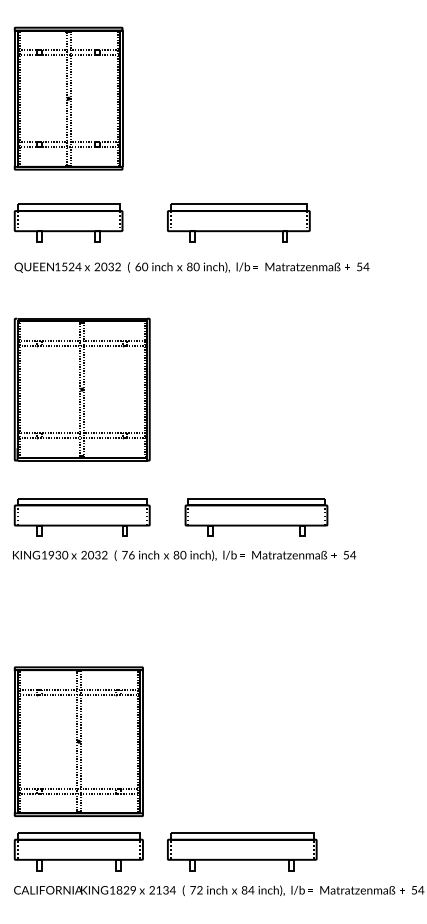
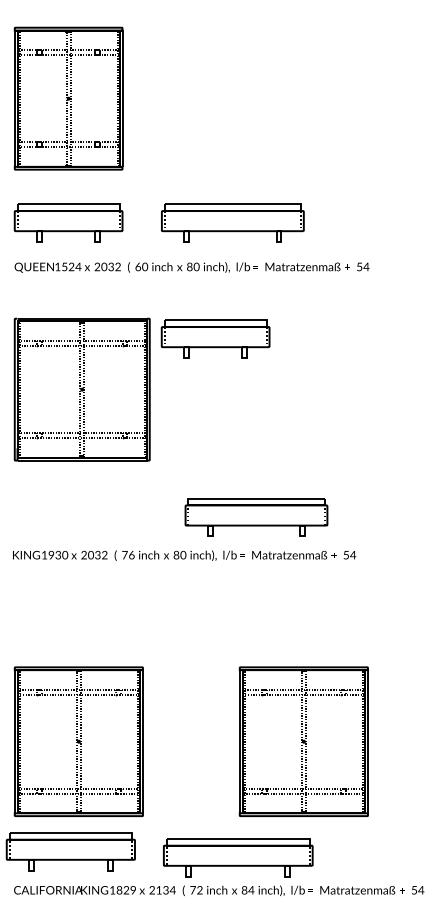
part position: (238, 222) -> (232, 222) (232, 222)
part: none -> present (215, 338)
part: present -> none (81, 517)
part: none -> present (303, 741)
part position: (78, 851) -> (70, 851) (70, 851)
part position: (242, 851) -> (238, 857) (238, 857)
